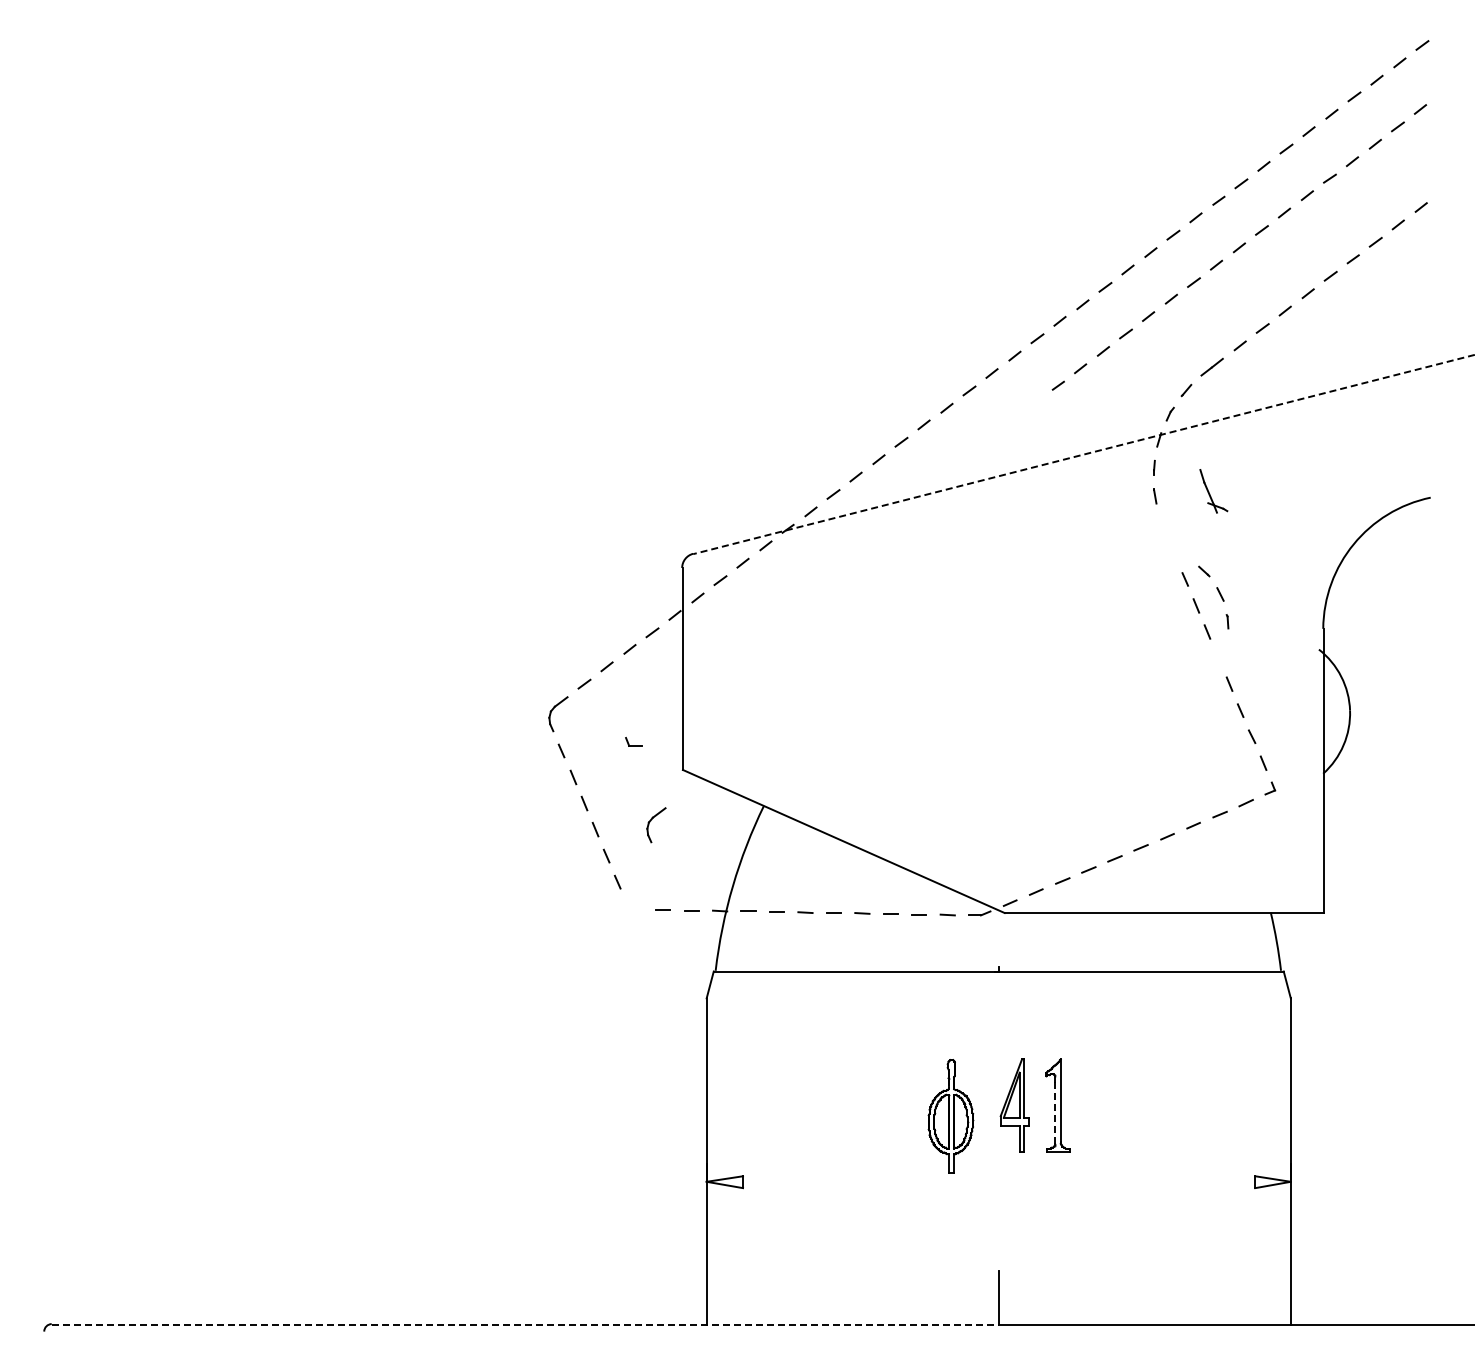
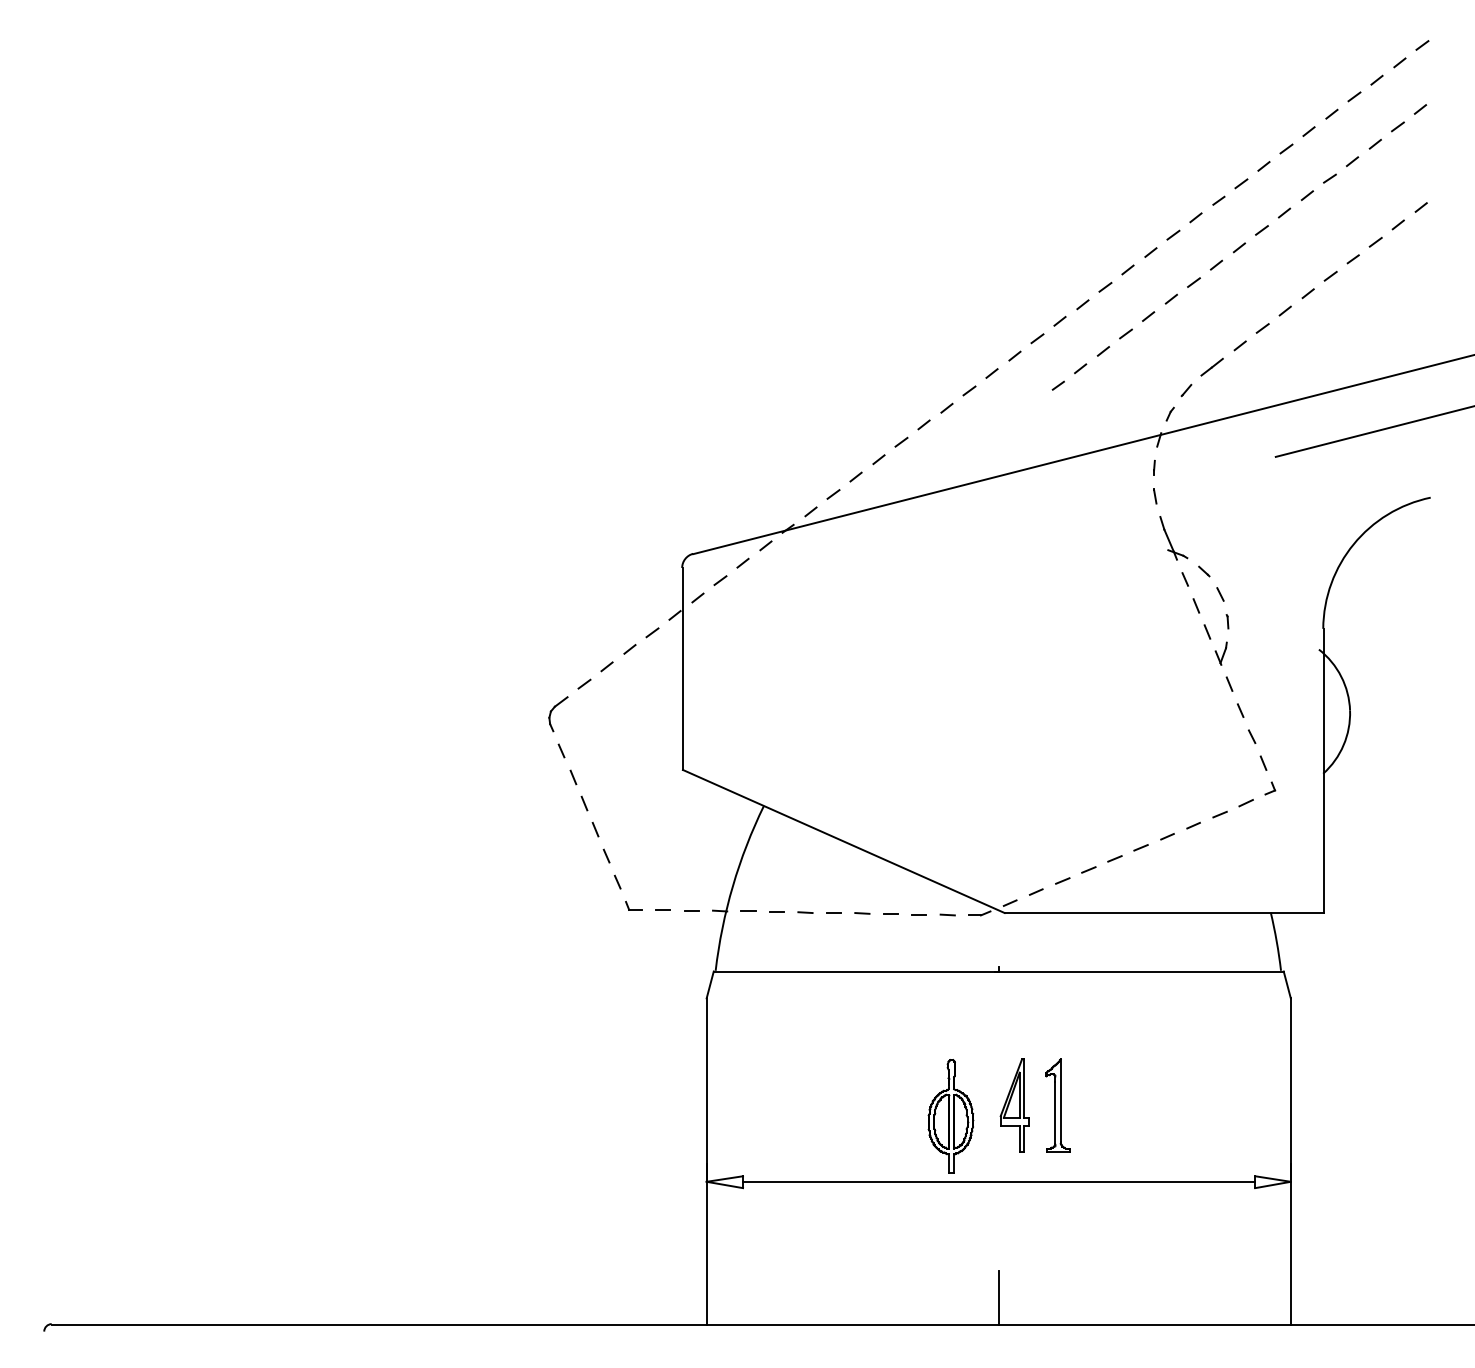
line: none -> present (1373, 431)
line: dashed -> solid (1083, 454)
part position: (1213, 491) -> (1173, 538) (1173, 538)
part: none -> present (1220, 653)
part position: (633, 741) -> (633, 905) (633, 905)
part: present -> none (650, 822)
line: dashed -> solid (1055, 1113)
line: none -> present (999, 1181)
line: dashed -> solid (526, 1324)
